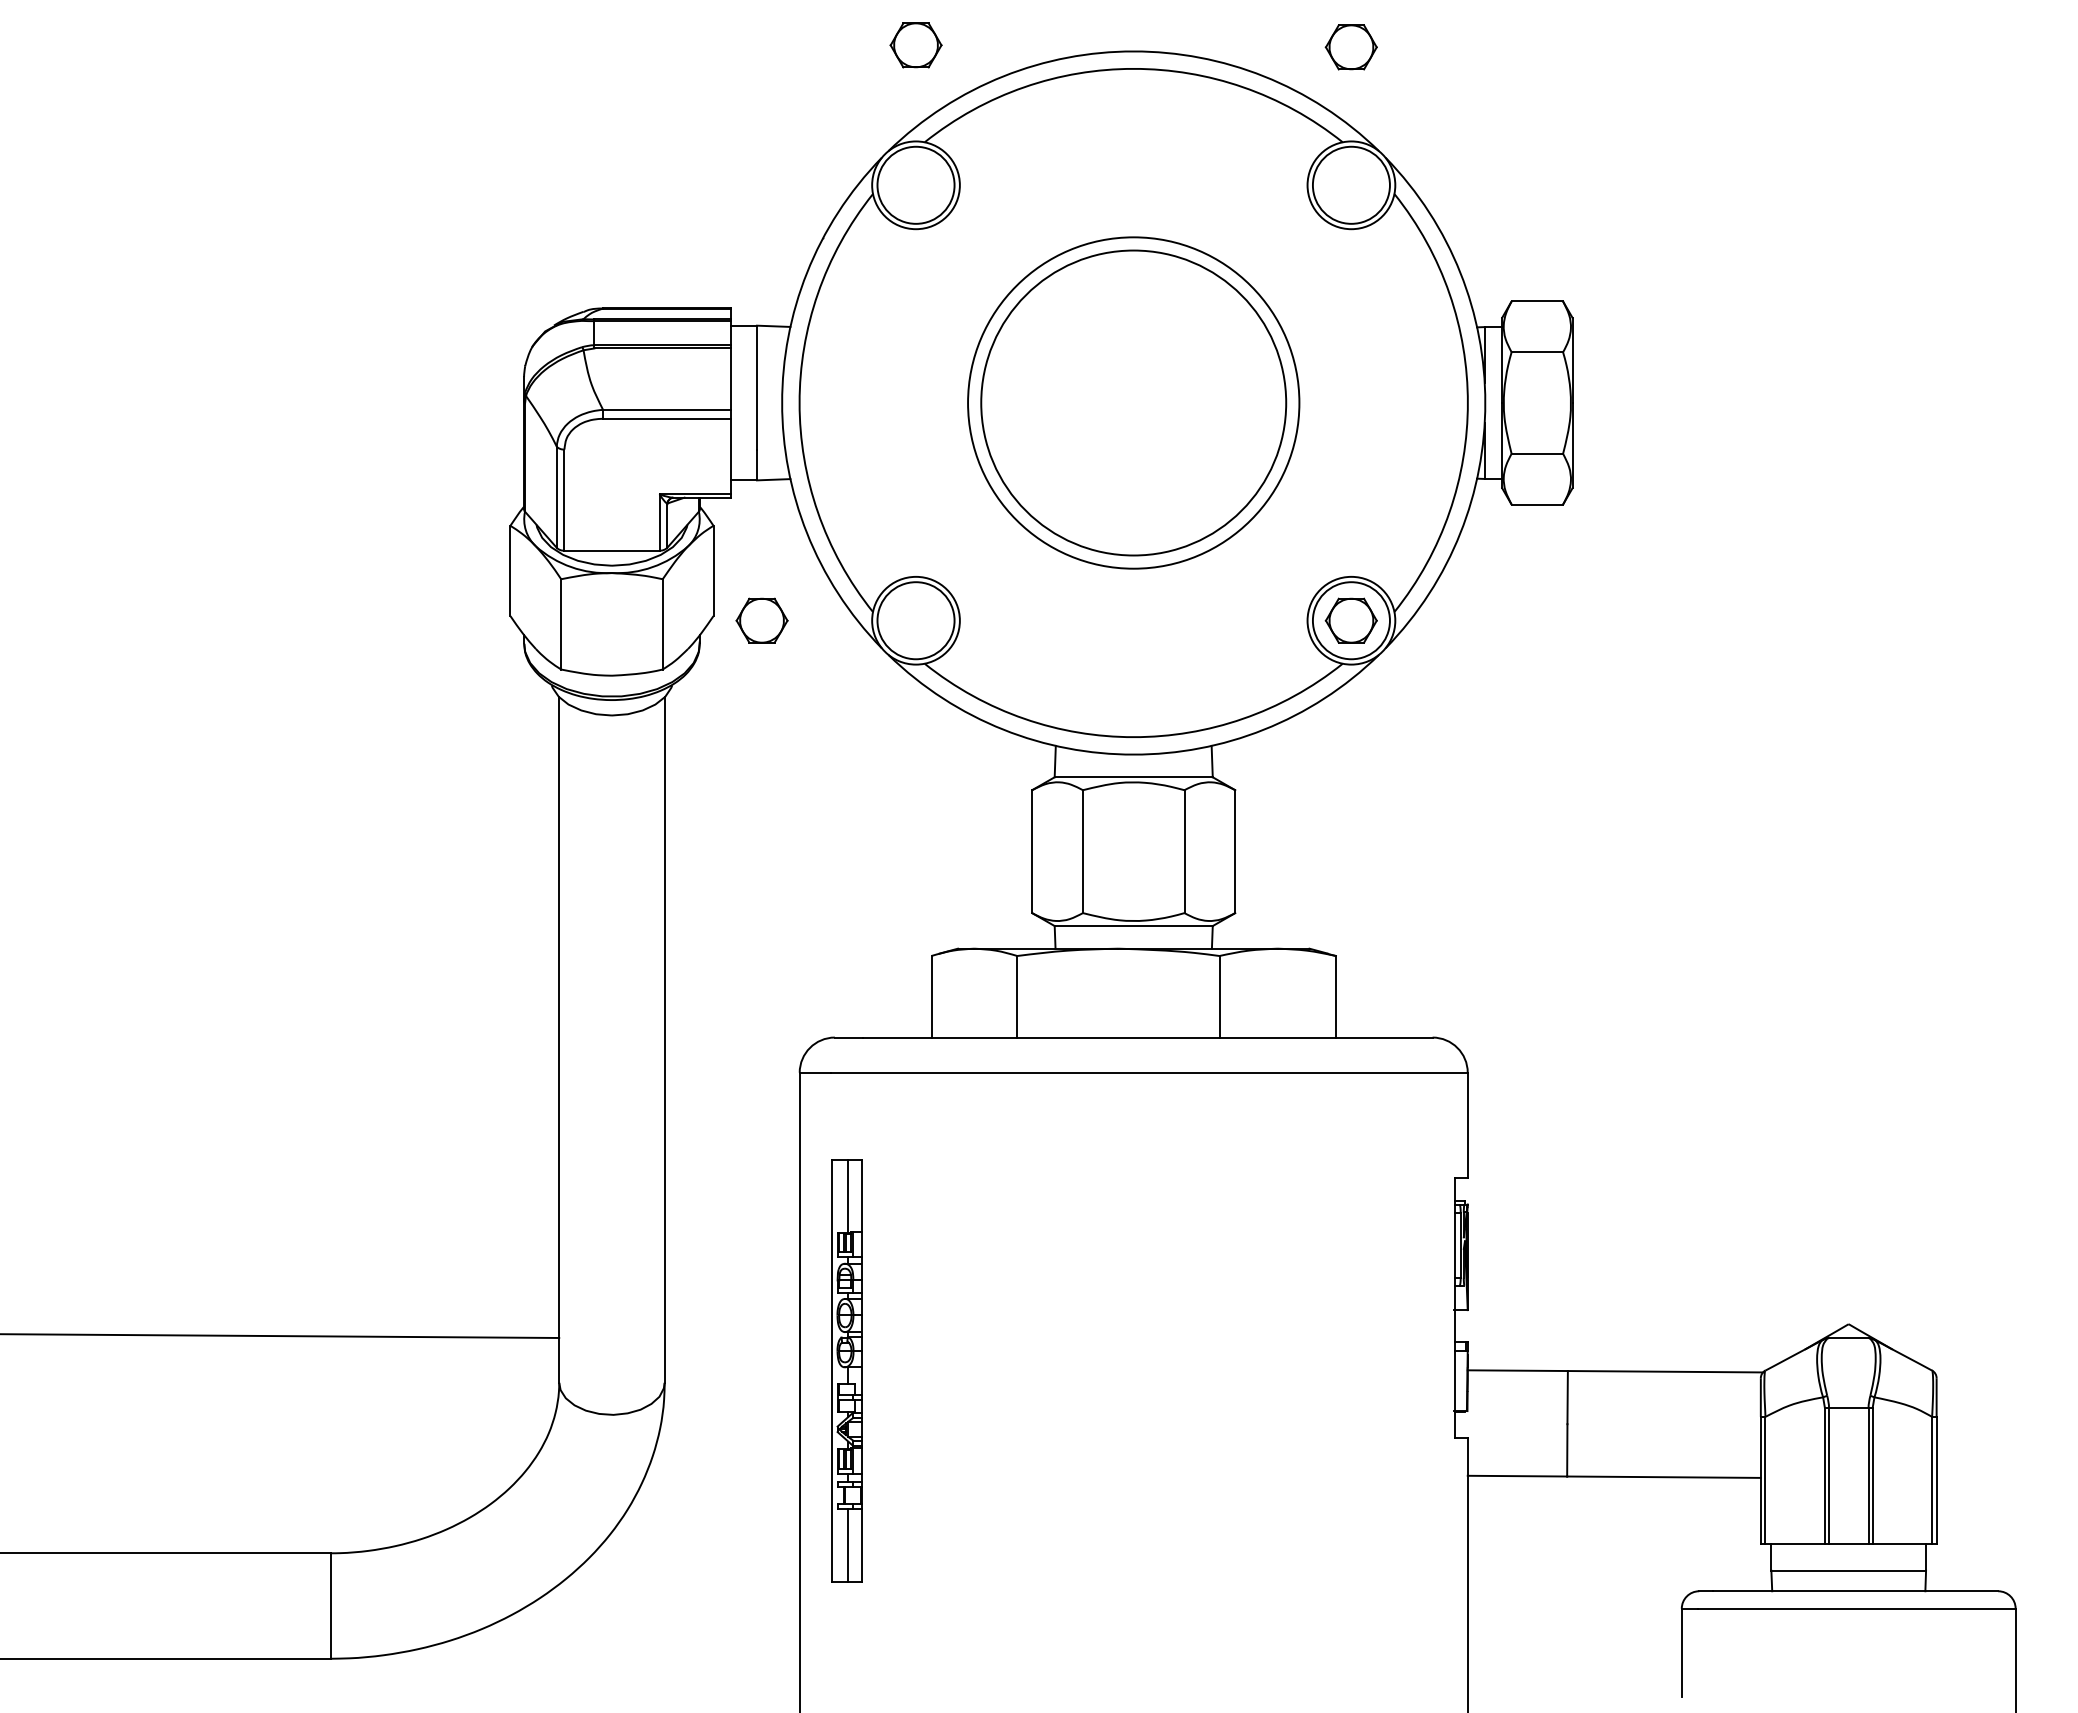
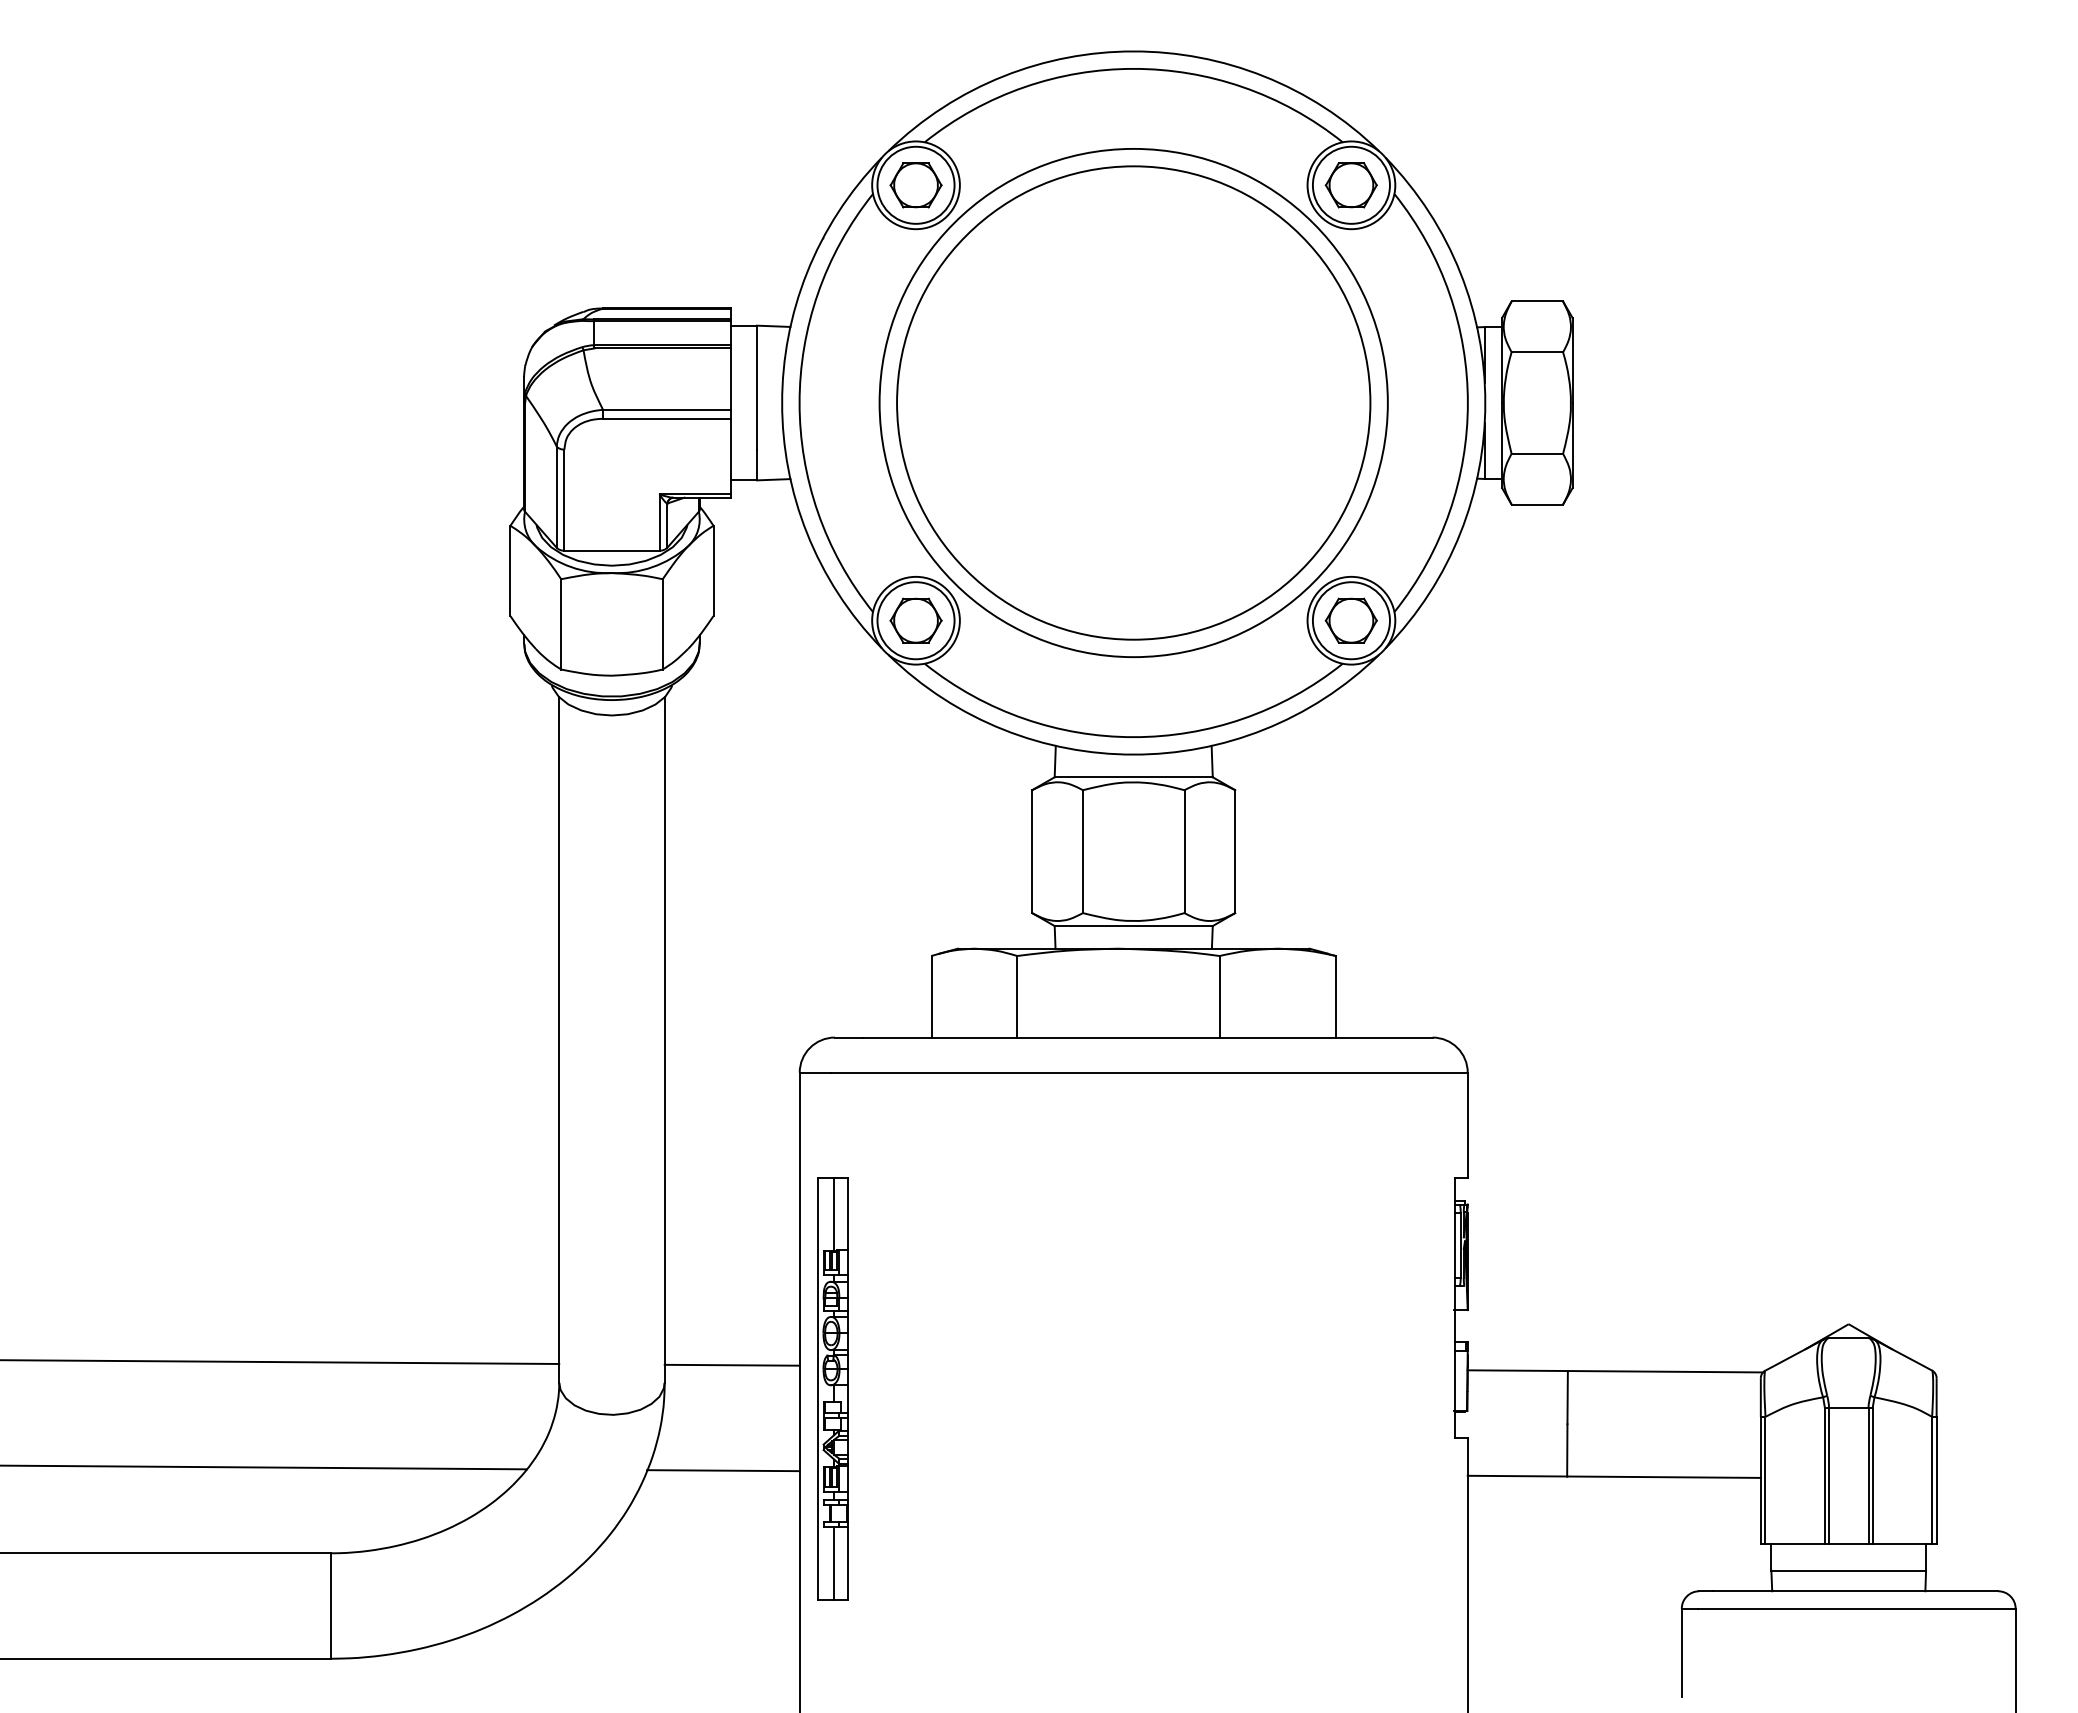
part position: (915, 45) -> (915, 185) (915, 185)
part position: (1350, 47) -> (1350, 185) (1350, 185)
circle diameter: 305 px -> 508 px (1133, 402)
circle diameter: 331 px -> 473 px (1133, 402)
part position: (761, 620) -> (915, 620) (915, 620)
line position: (280, 1335) -> (280, 1361) (280, 1361)
line: none -> present (731, 1364)
part position: (846, 1370) -> (832, 1388) (832, 1388)
line: none -> present (264, 1467)
line: none -> present (723, 1470)
